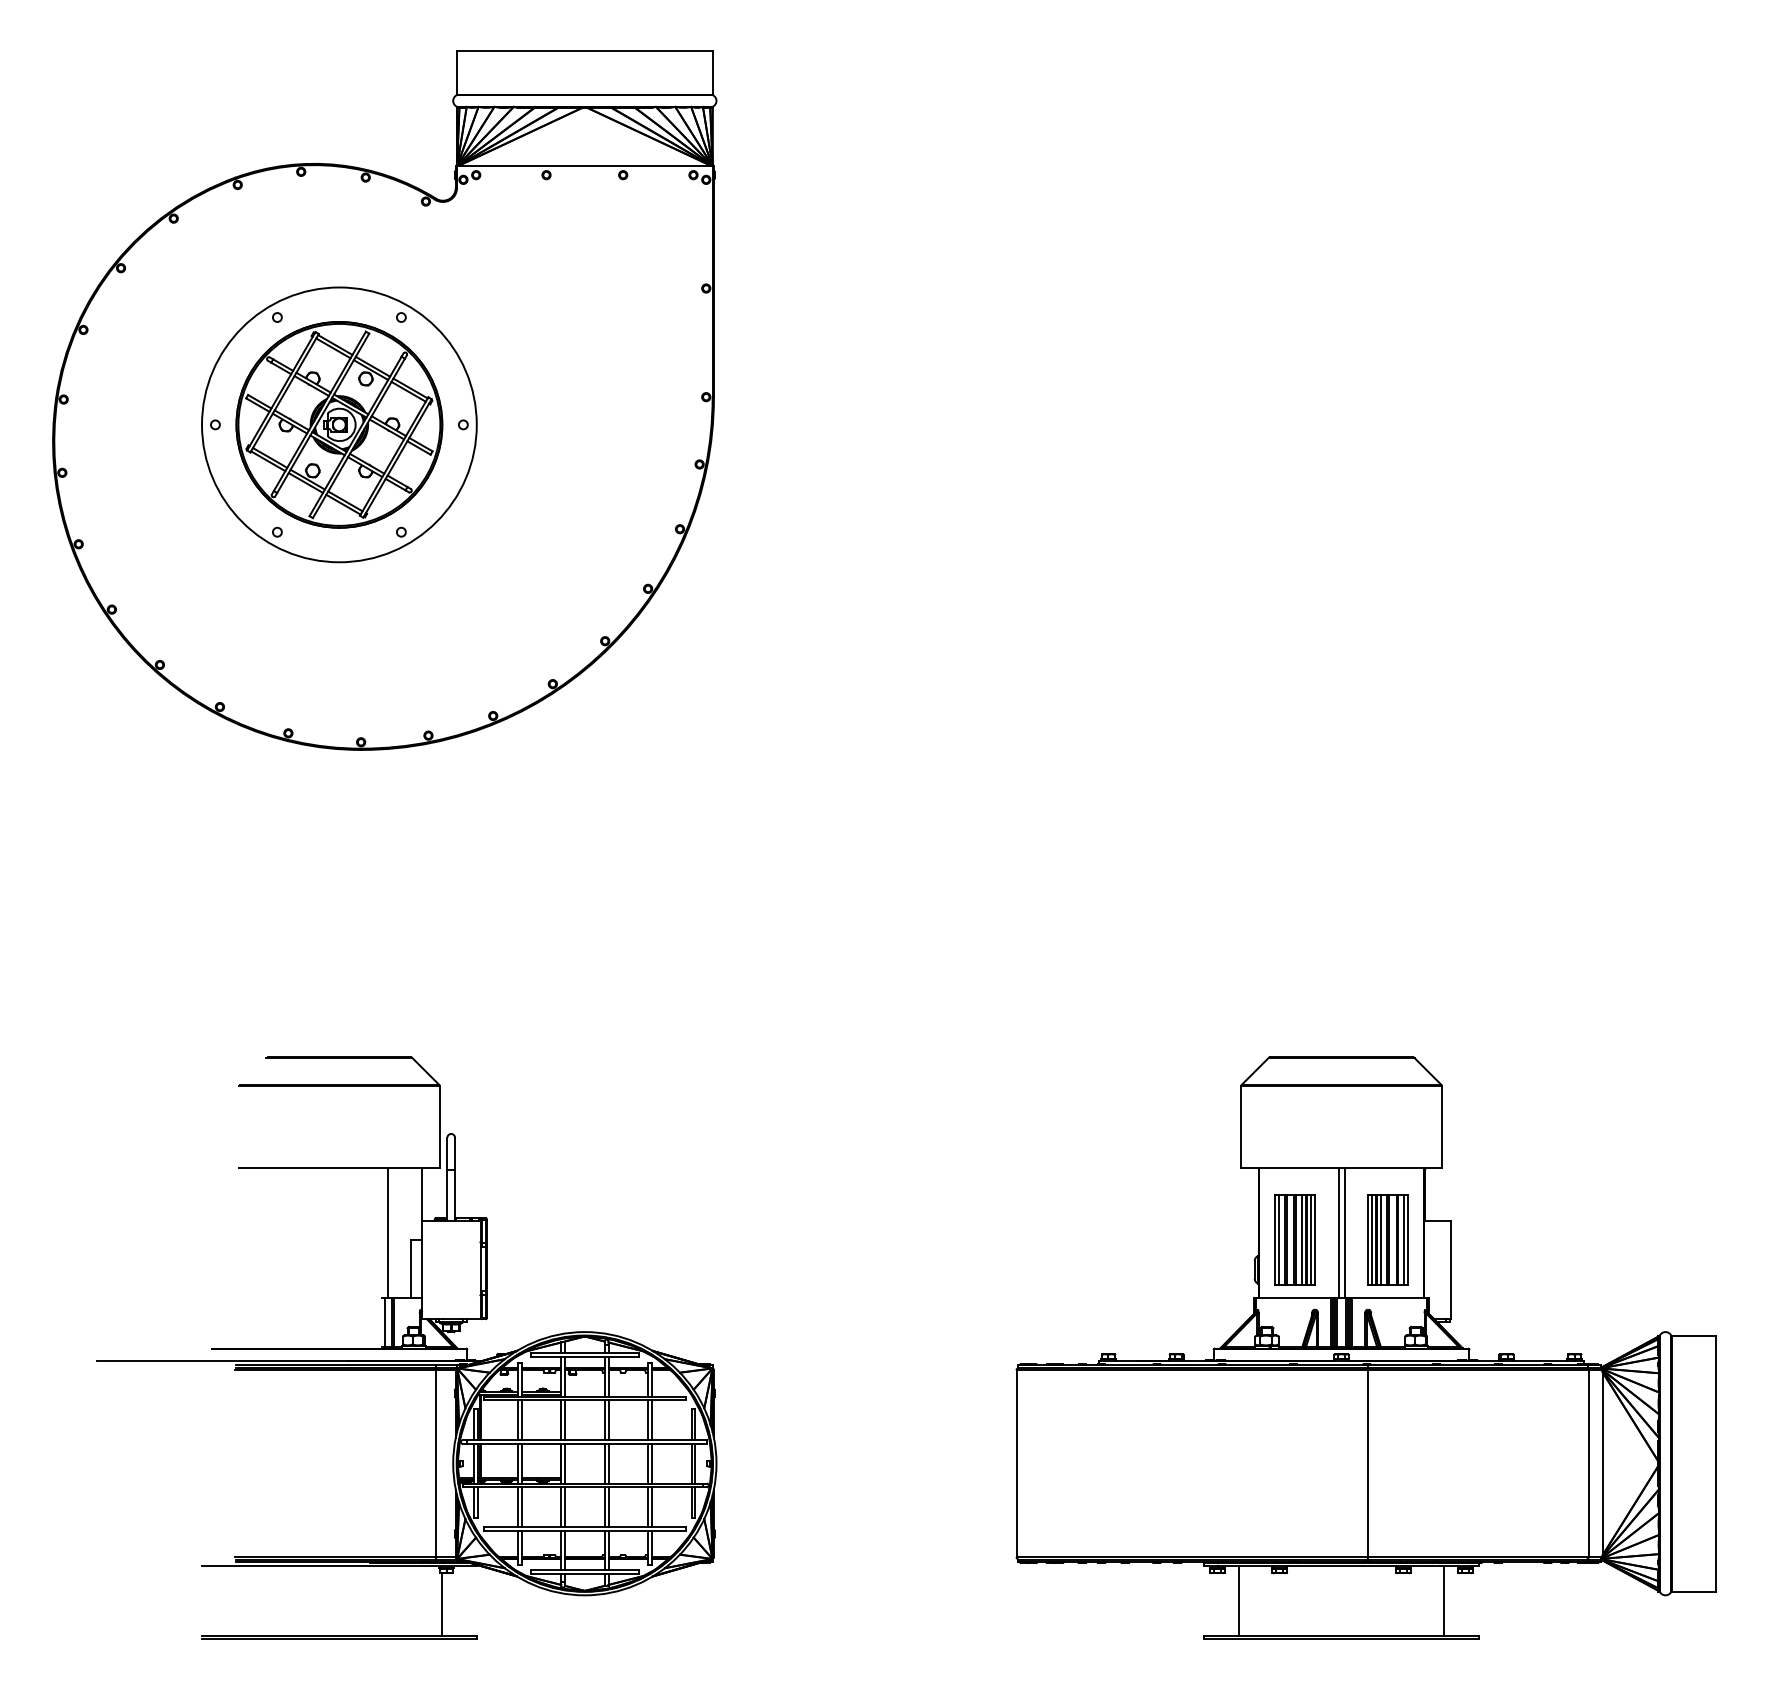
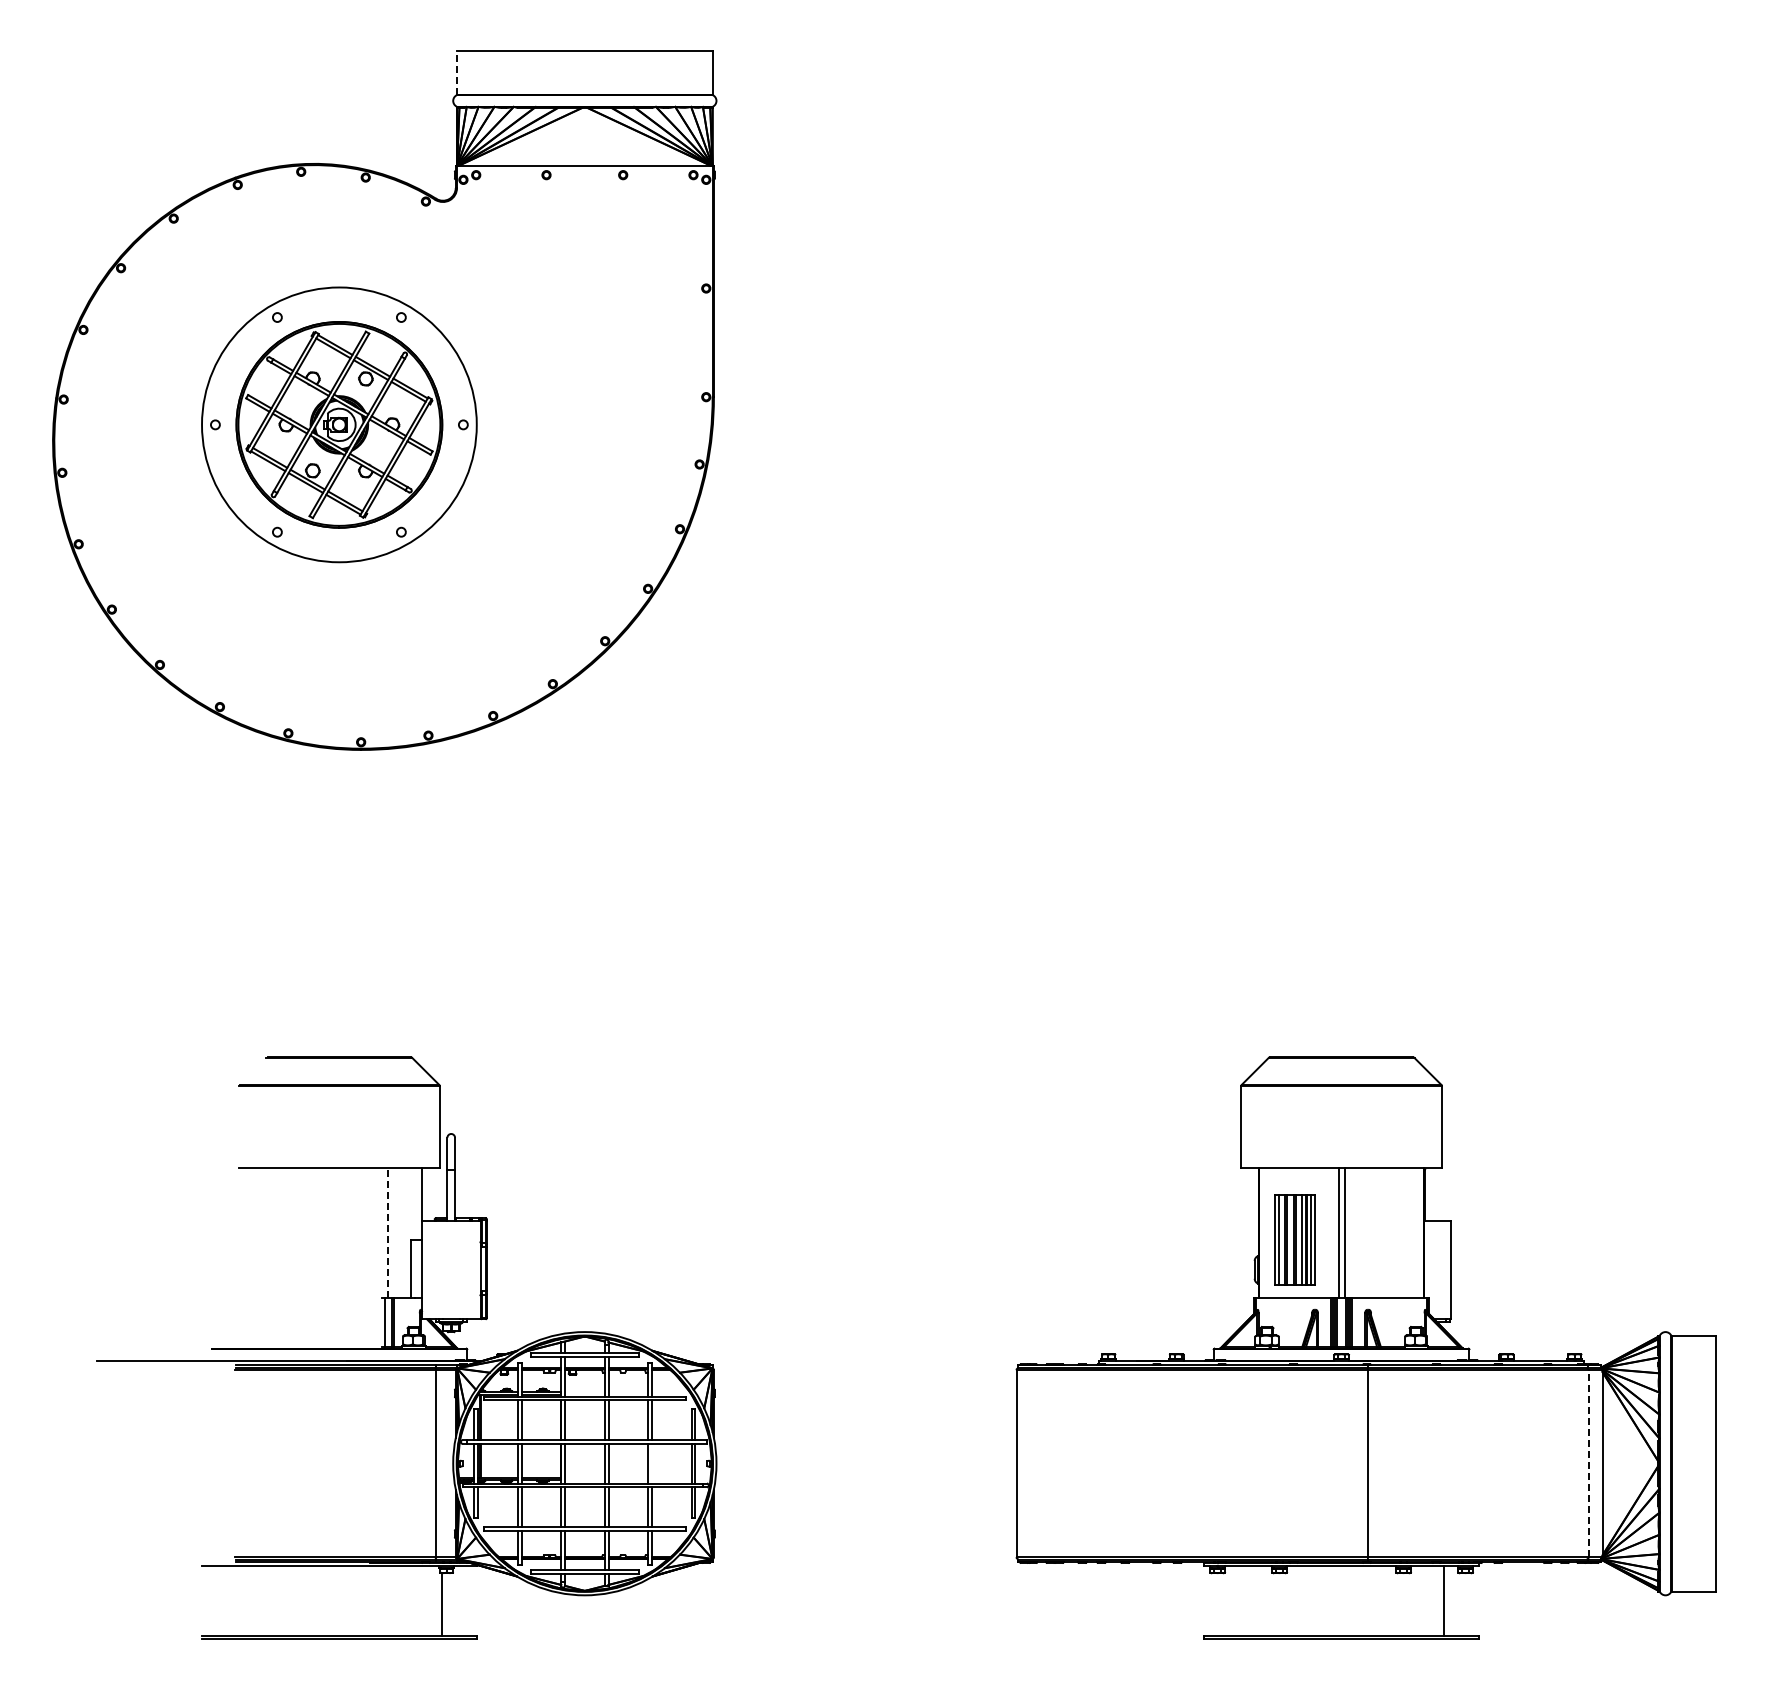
line: solid -> dashed (457, 72)
line: solid -> dashed (388, 1233)
part: present -> none (1387, 1239)
line: present -> none (651, 1463)
line: solid -> dashed (1588, 1463)
line: present -> none (1238, 1600)
